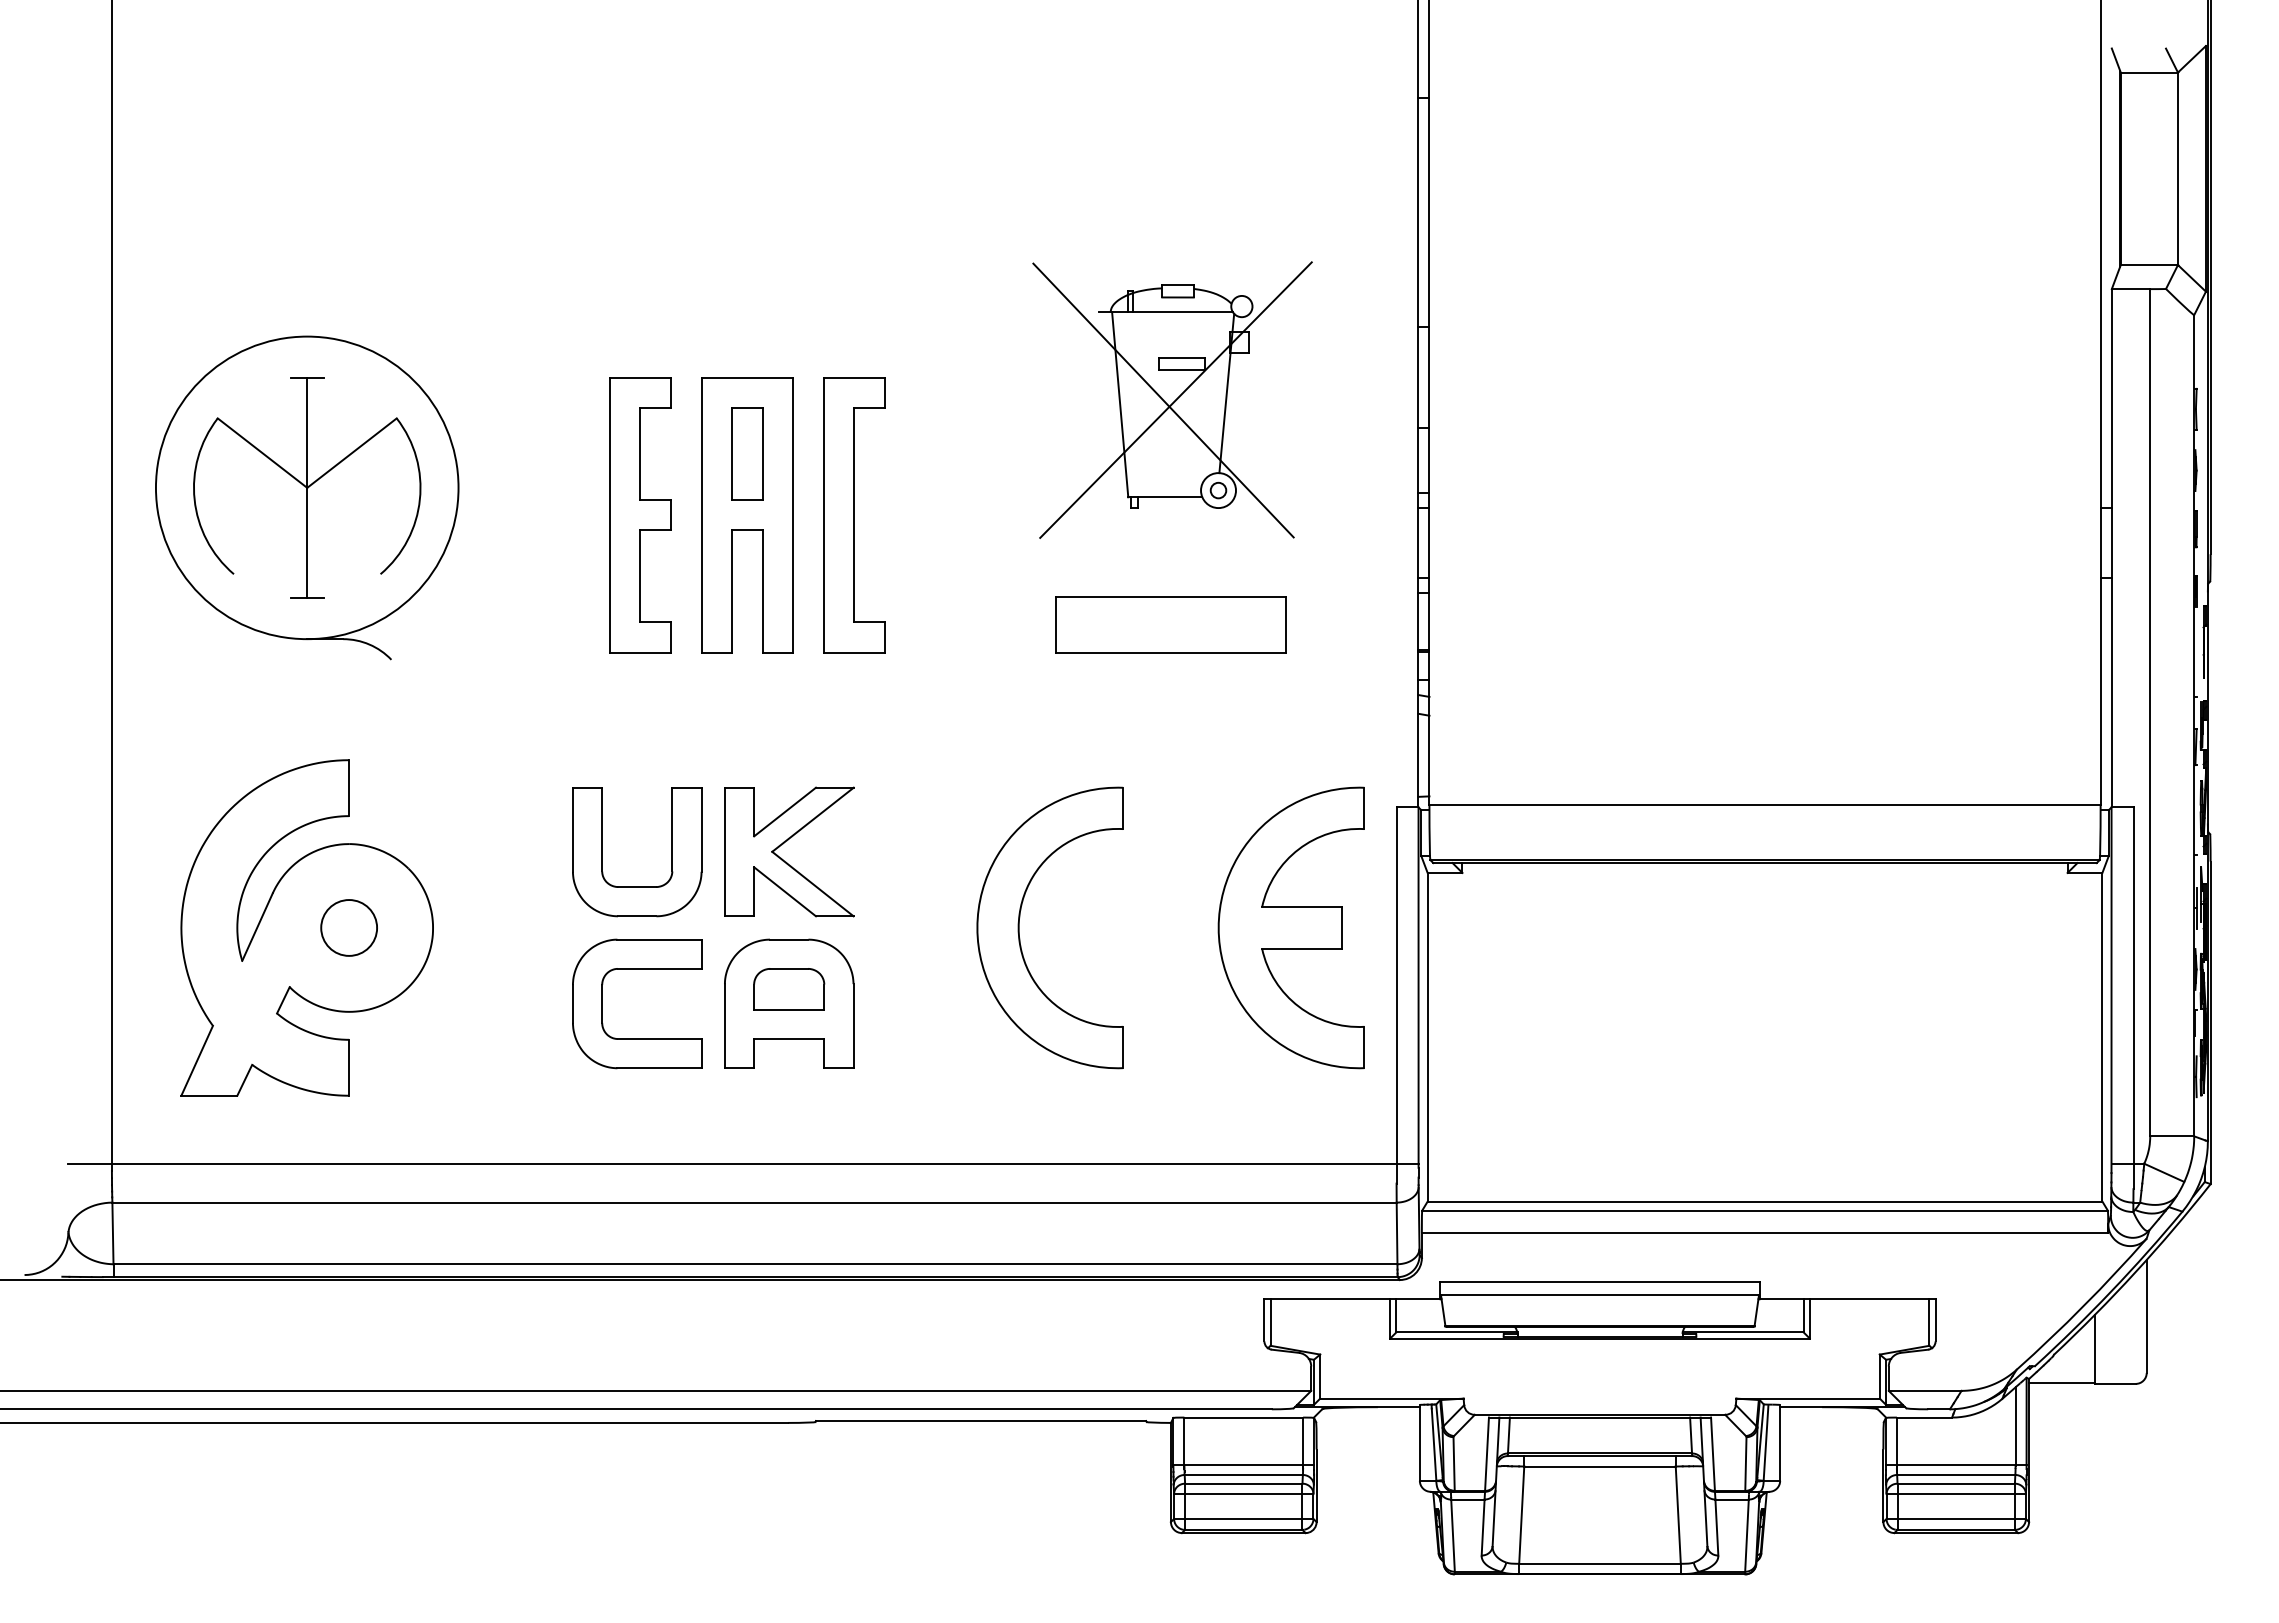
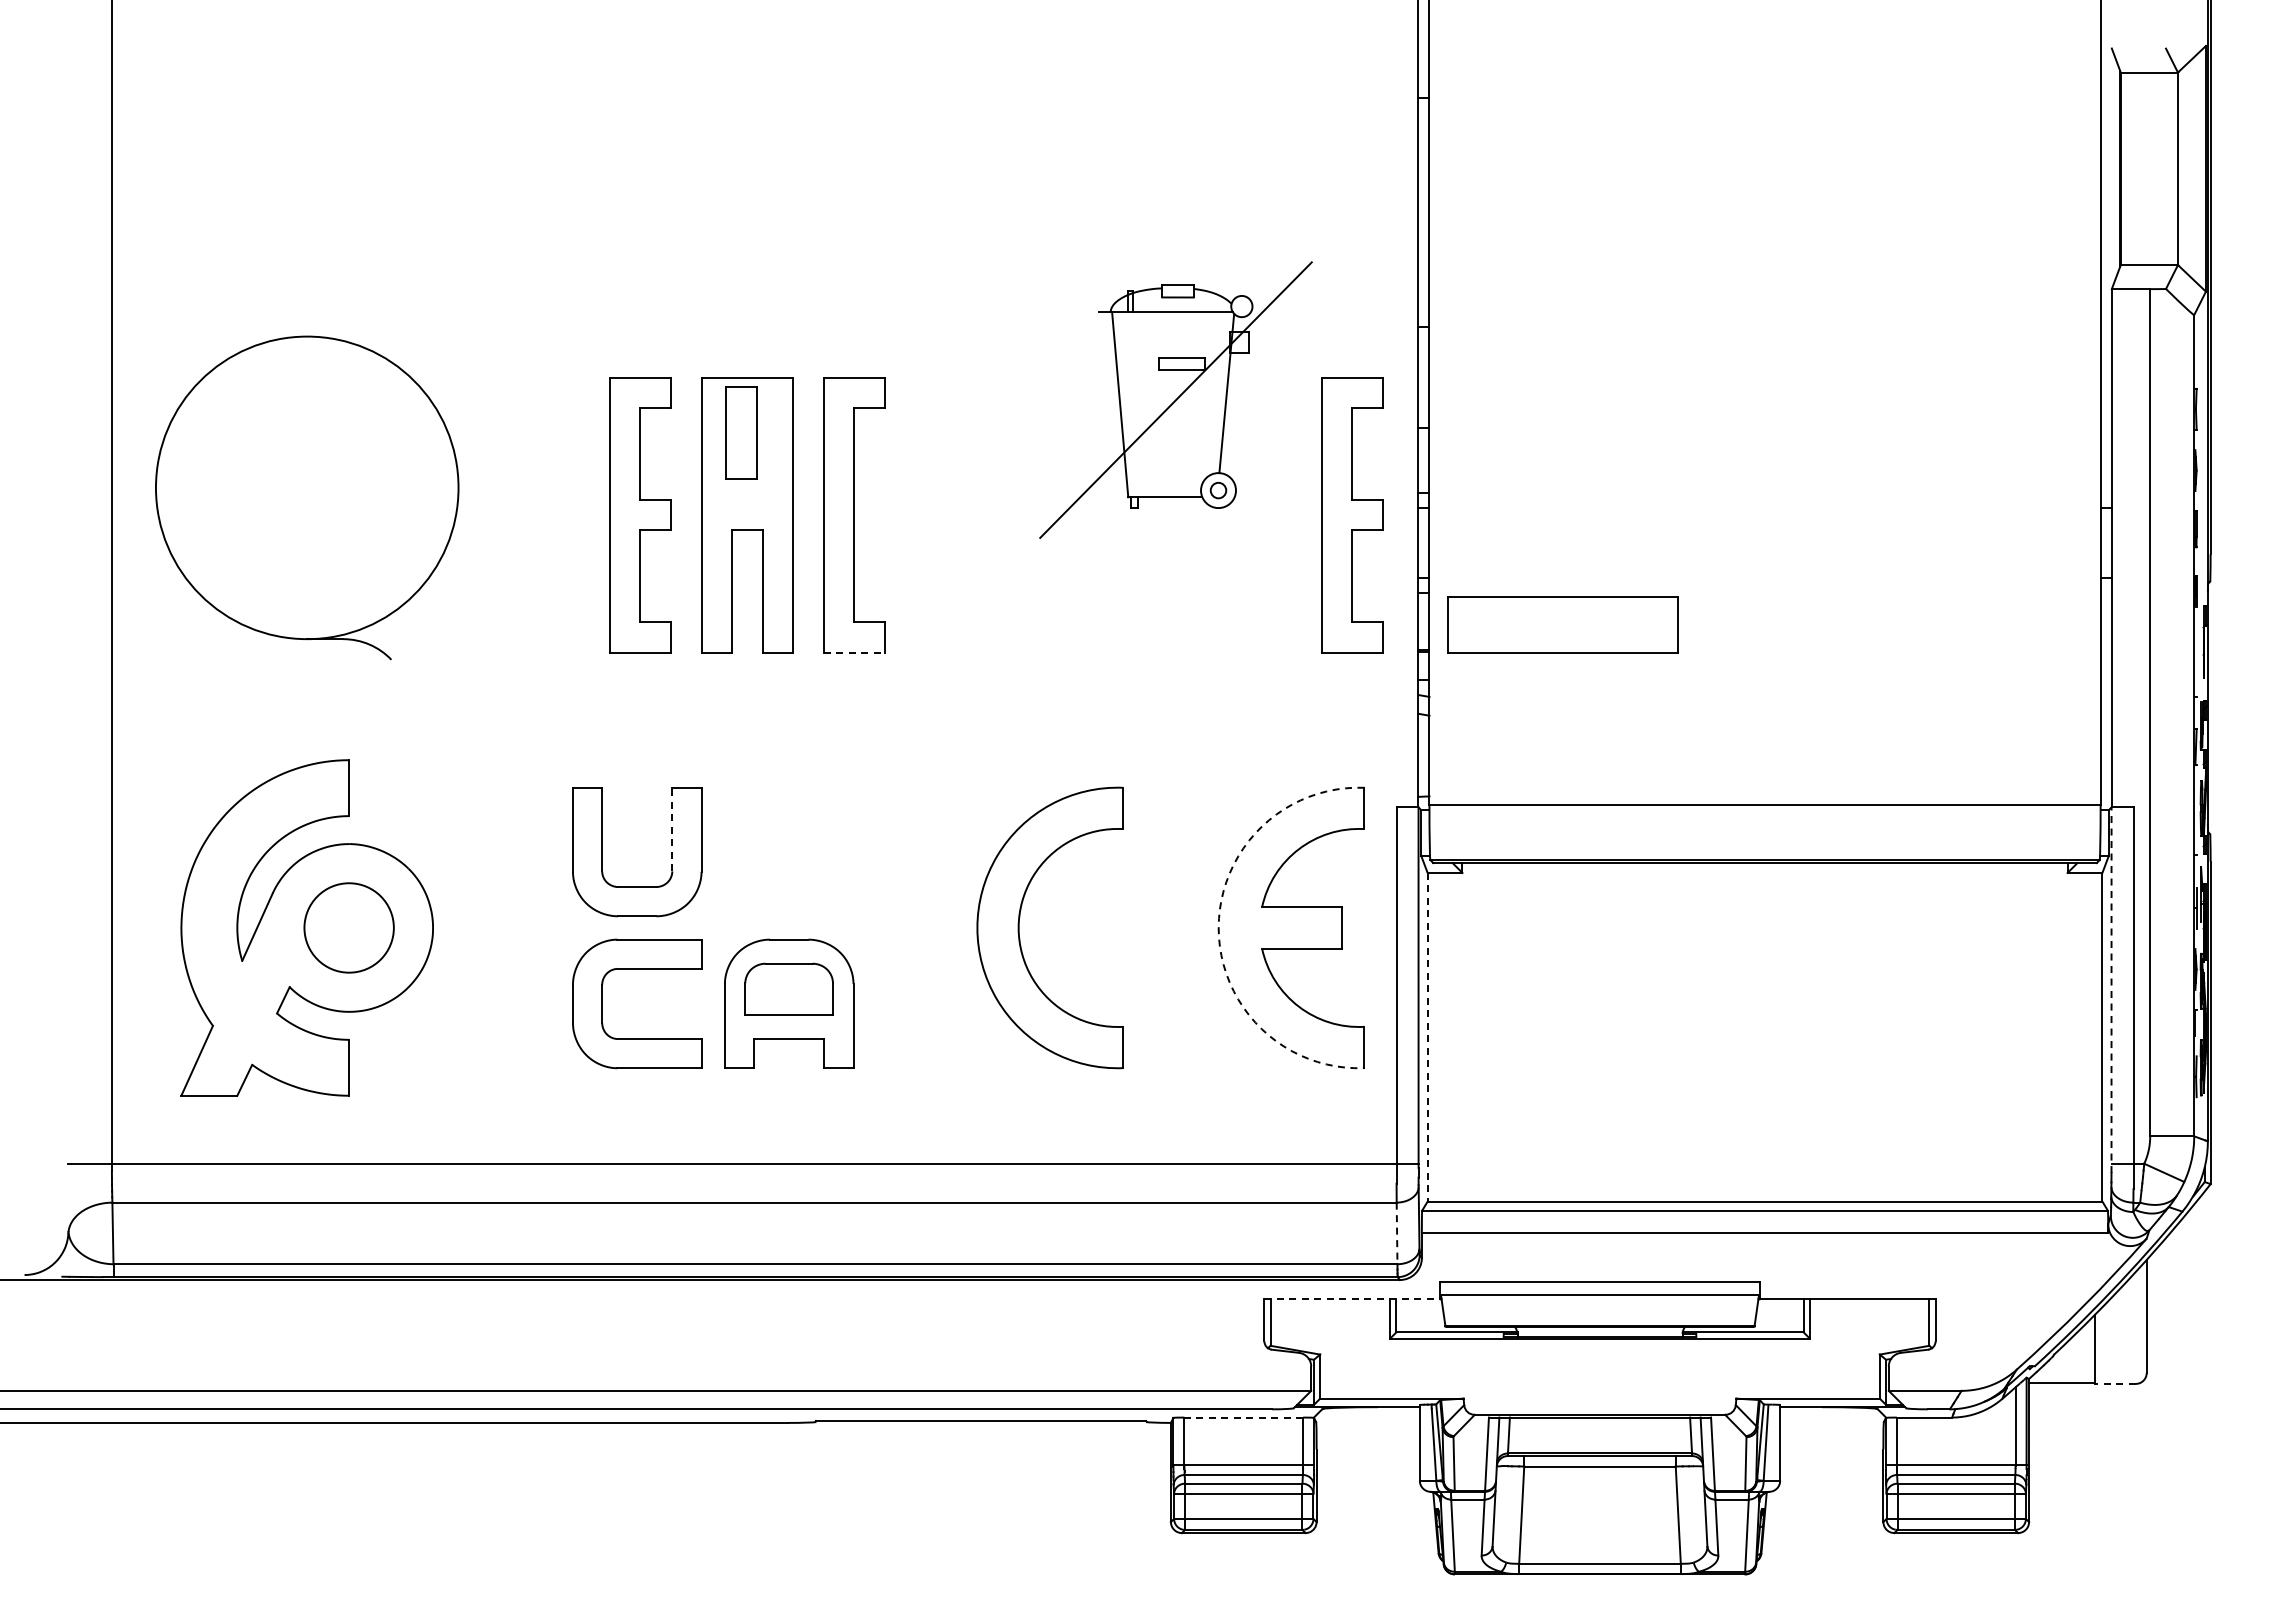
line: present -> none (1163, 400)
part position: (747, 453) -> (741, 432) (741, 432)
part: present -> none (307, 487)
part: none -> present (1352, 515)
part position: (1170, 624) -> (1562, 624) (1562, 624)
line: solid -> dashed (854, 652)
line: solid -> dashed (672, 829)
part: present -> none (783, 844)
circle diameter: 56 px -> 89 px (348, 927)
arc: solid -> dashed (1218, 927)
part size: 73x43 px -> 90x54 px (788, 988)
line: solid -> dashed (2111, 990)
line: solid -> dashed (1427, 1037)
line: solid -> dashed (1397, 1233)
line: solid -> dashed (1352, 1299)
line: solid -> dashed (2114, 1383)
line: solid -> dashed (1243, 1417)
